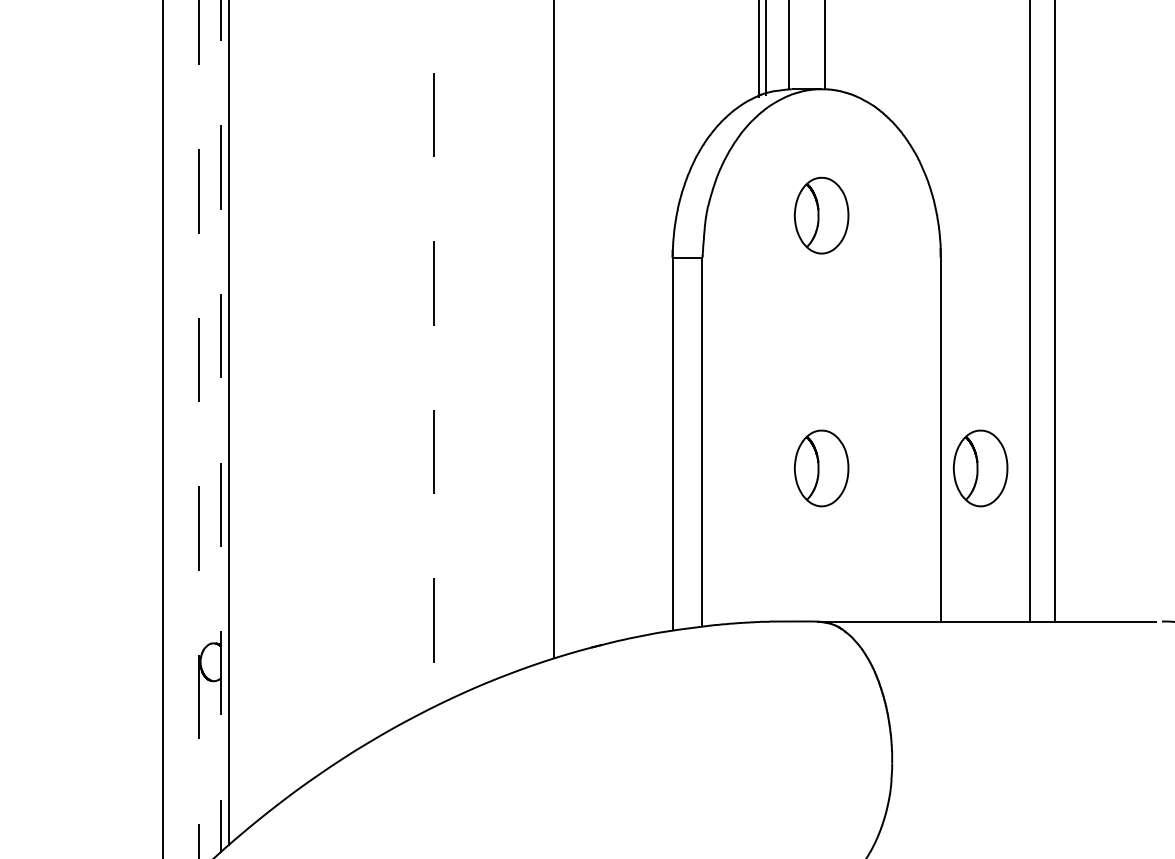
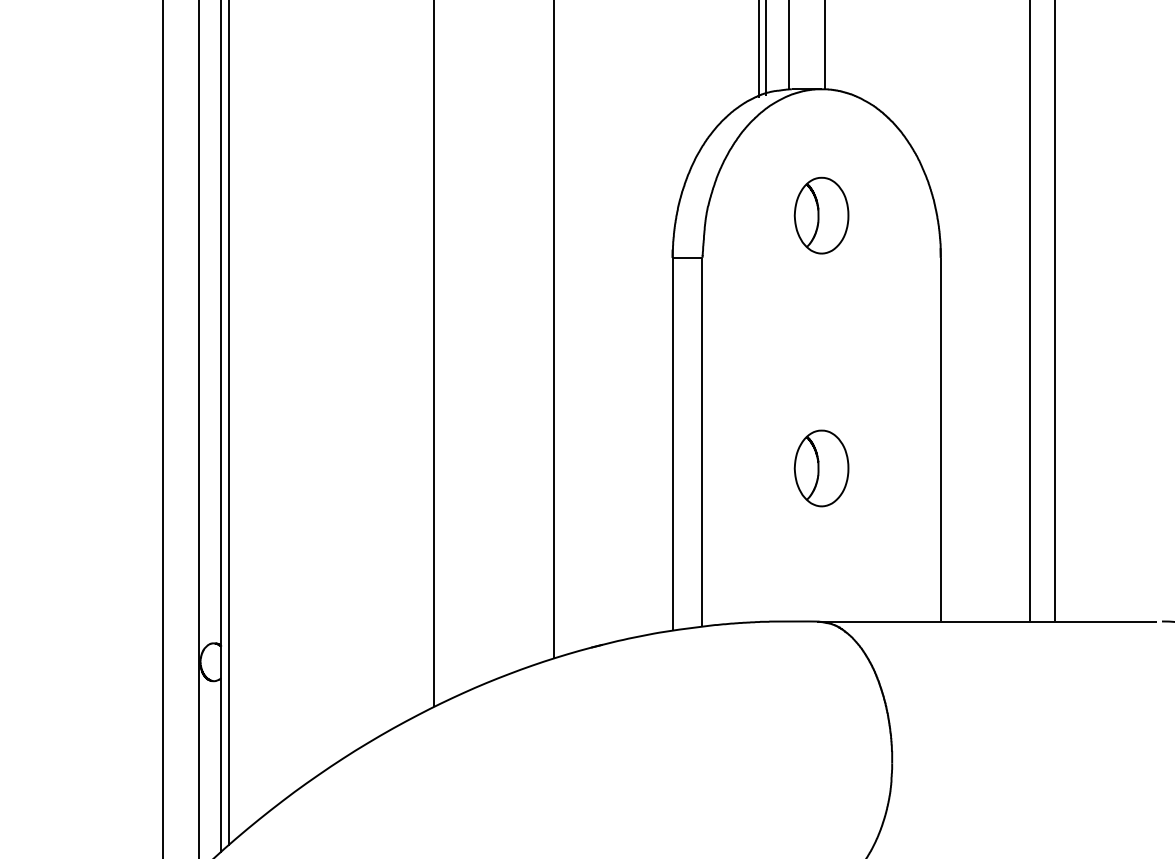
line: dashed -> solid (434, 353)
line: dashed -> solid (221, 426)
line: dashed -> solid (198, 429)
part: present -> none (980, 468)
